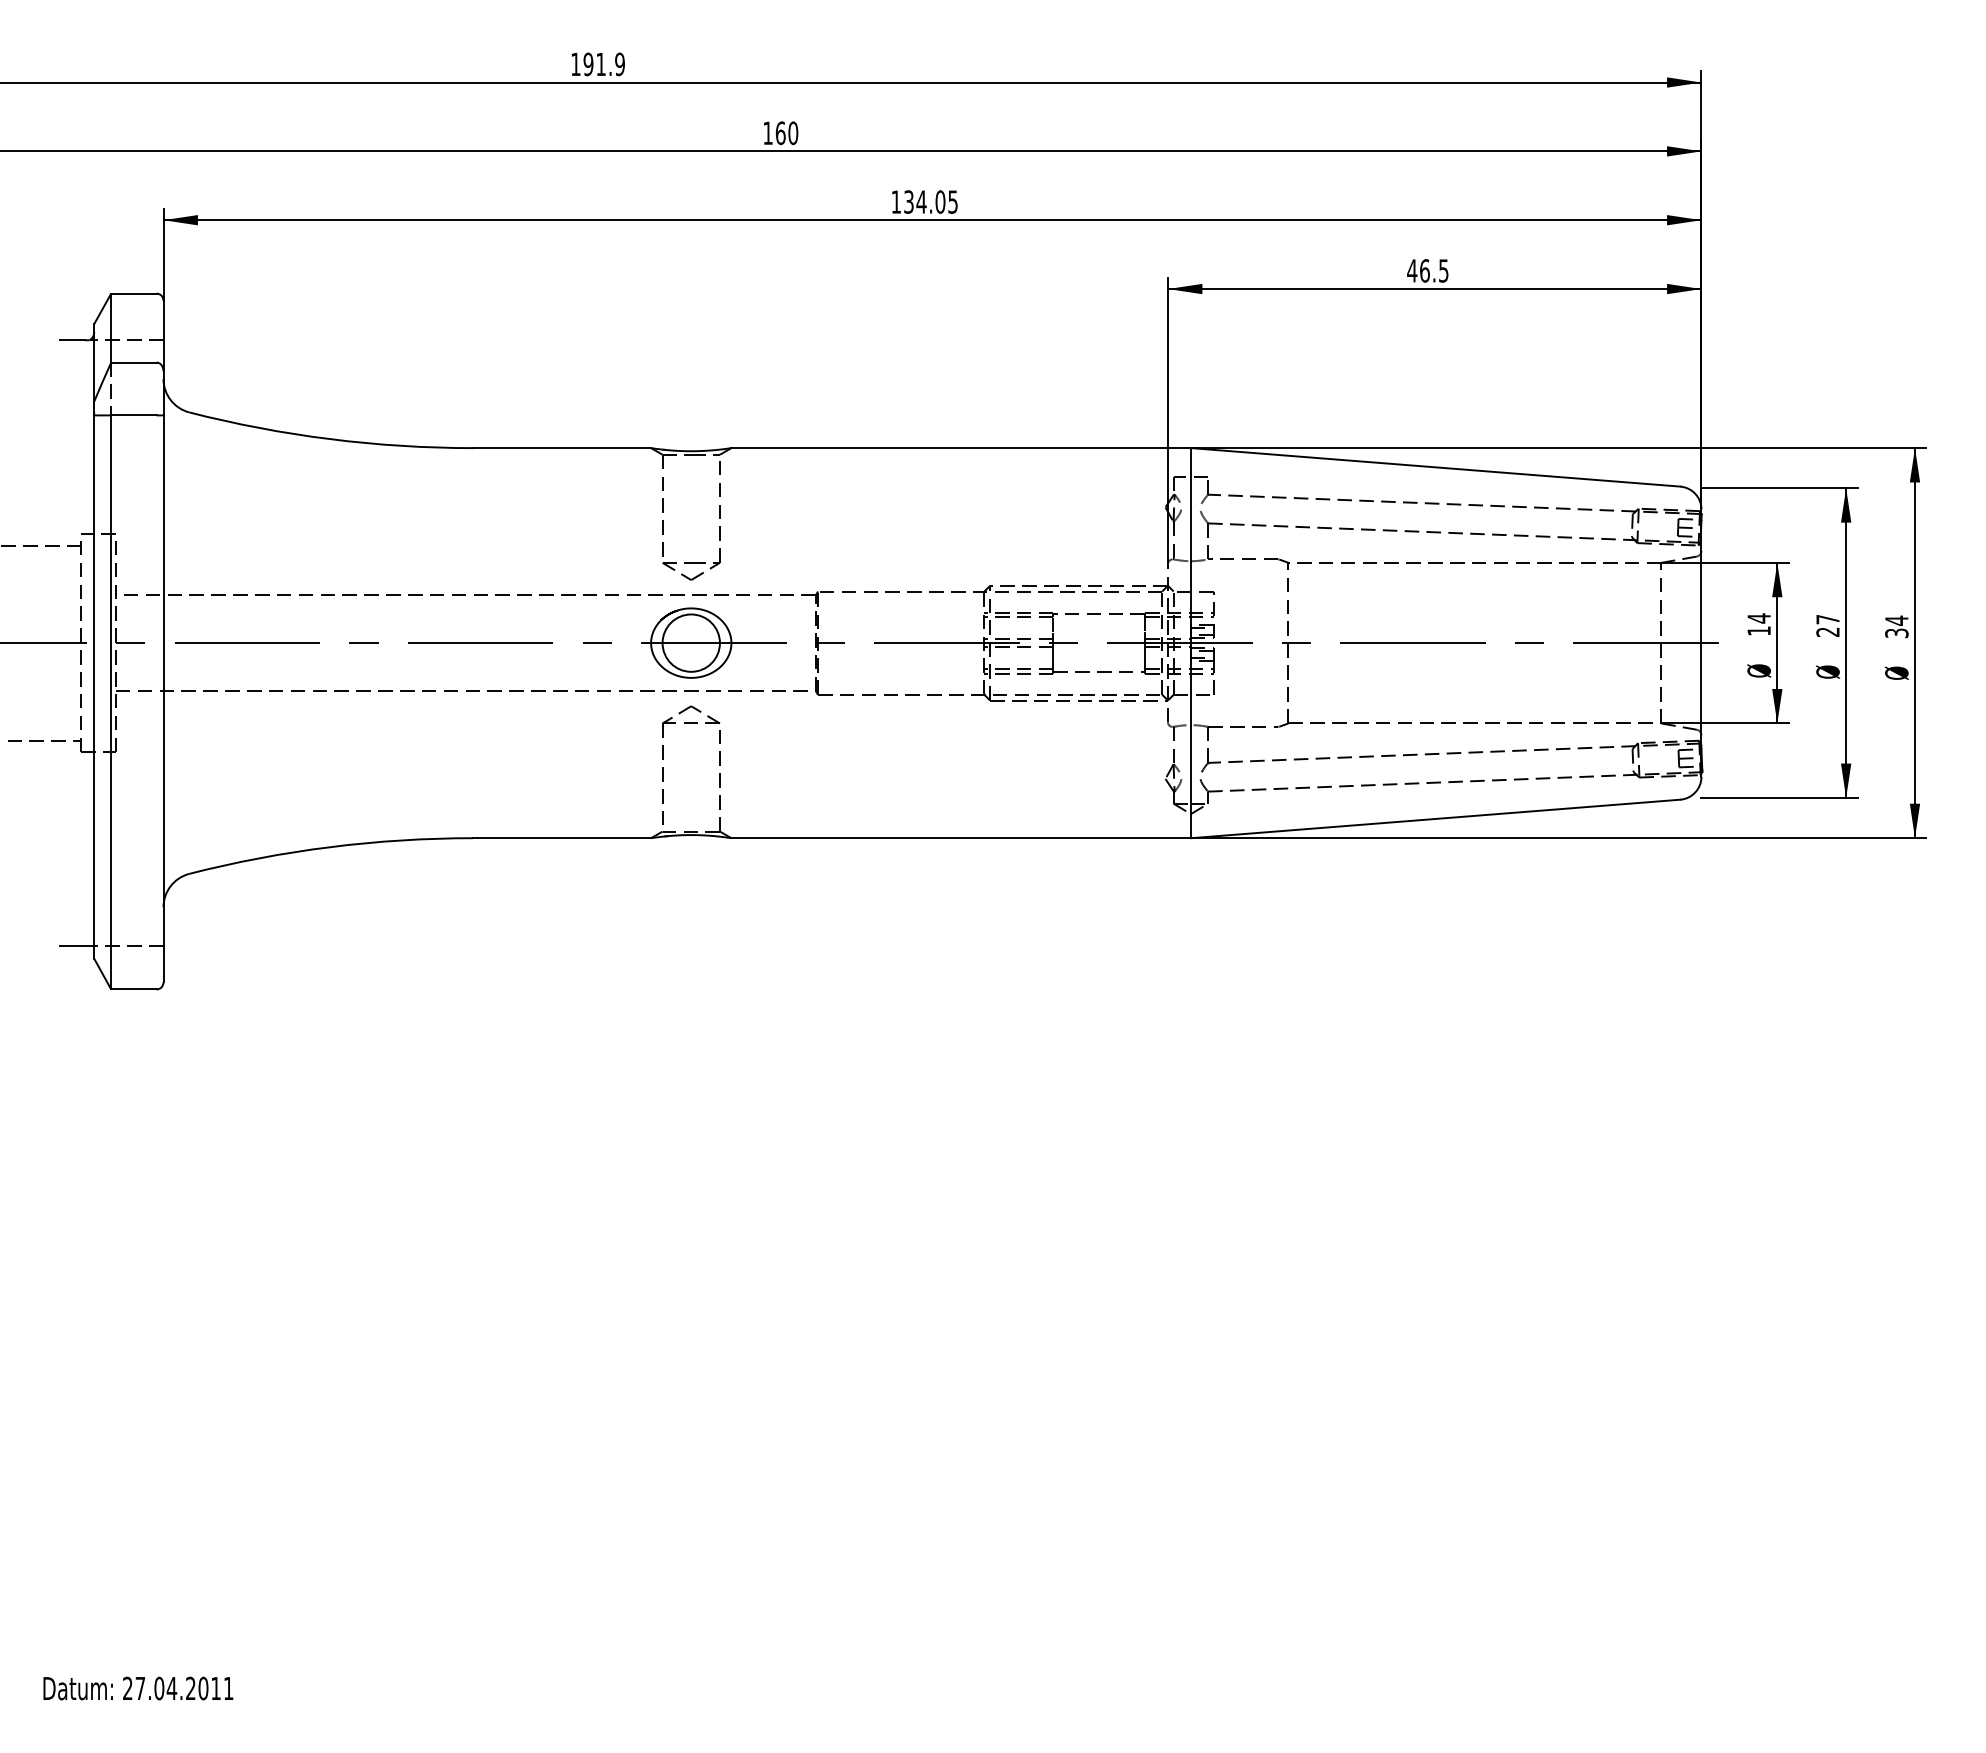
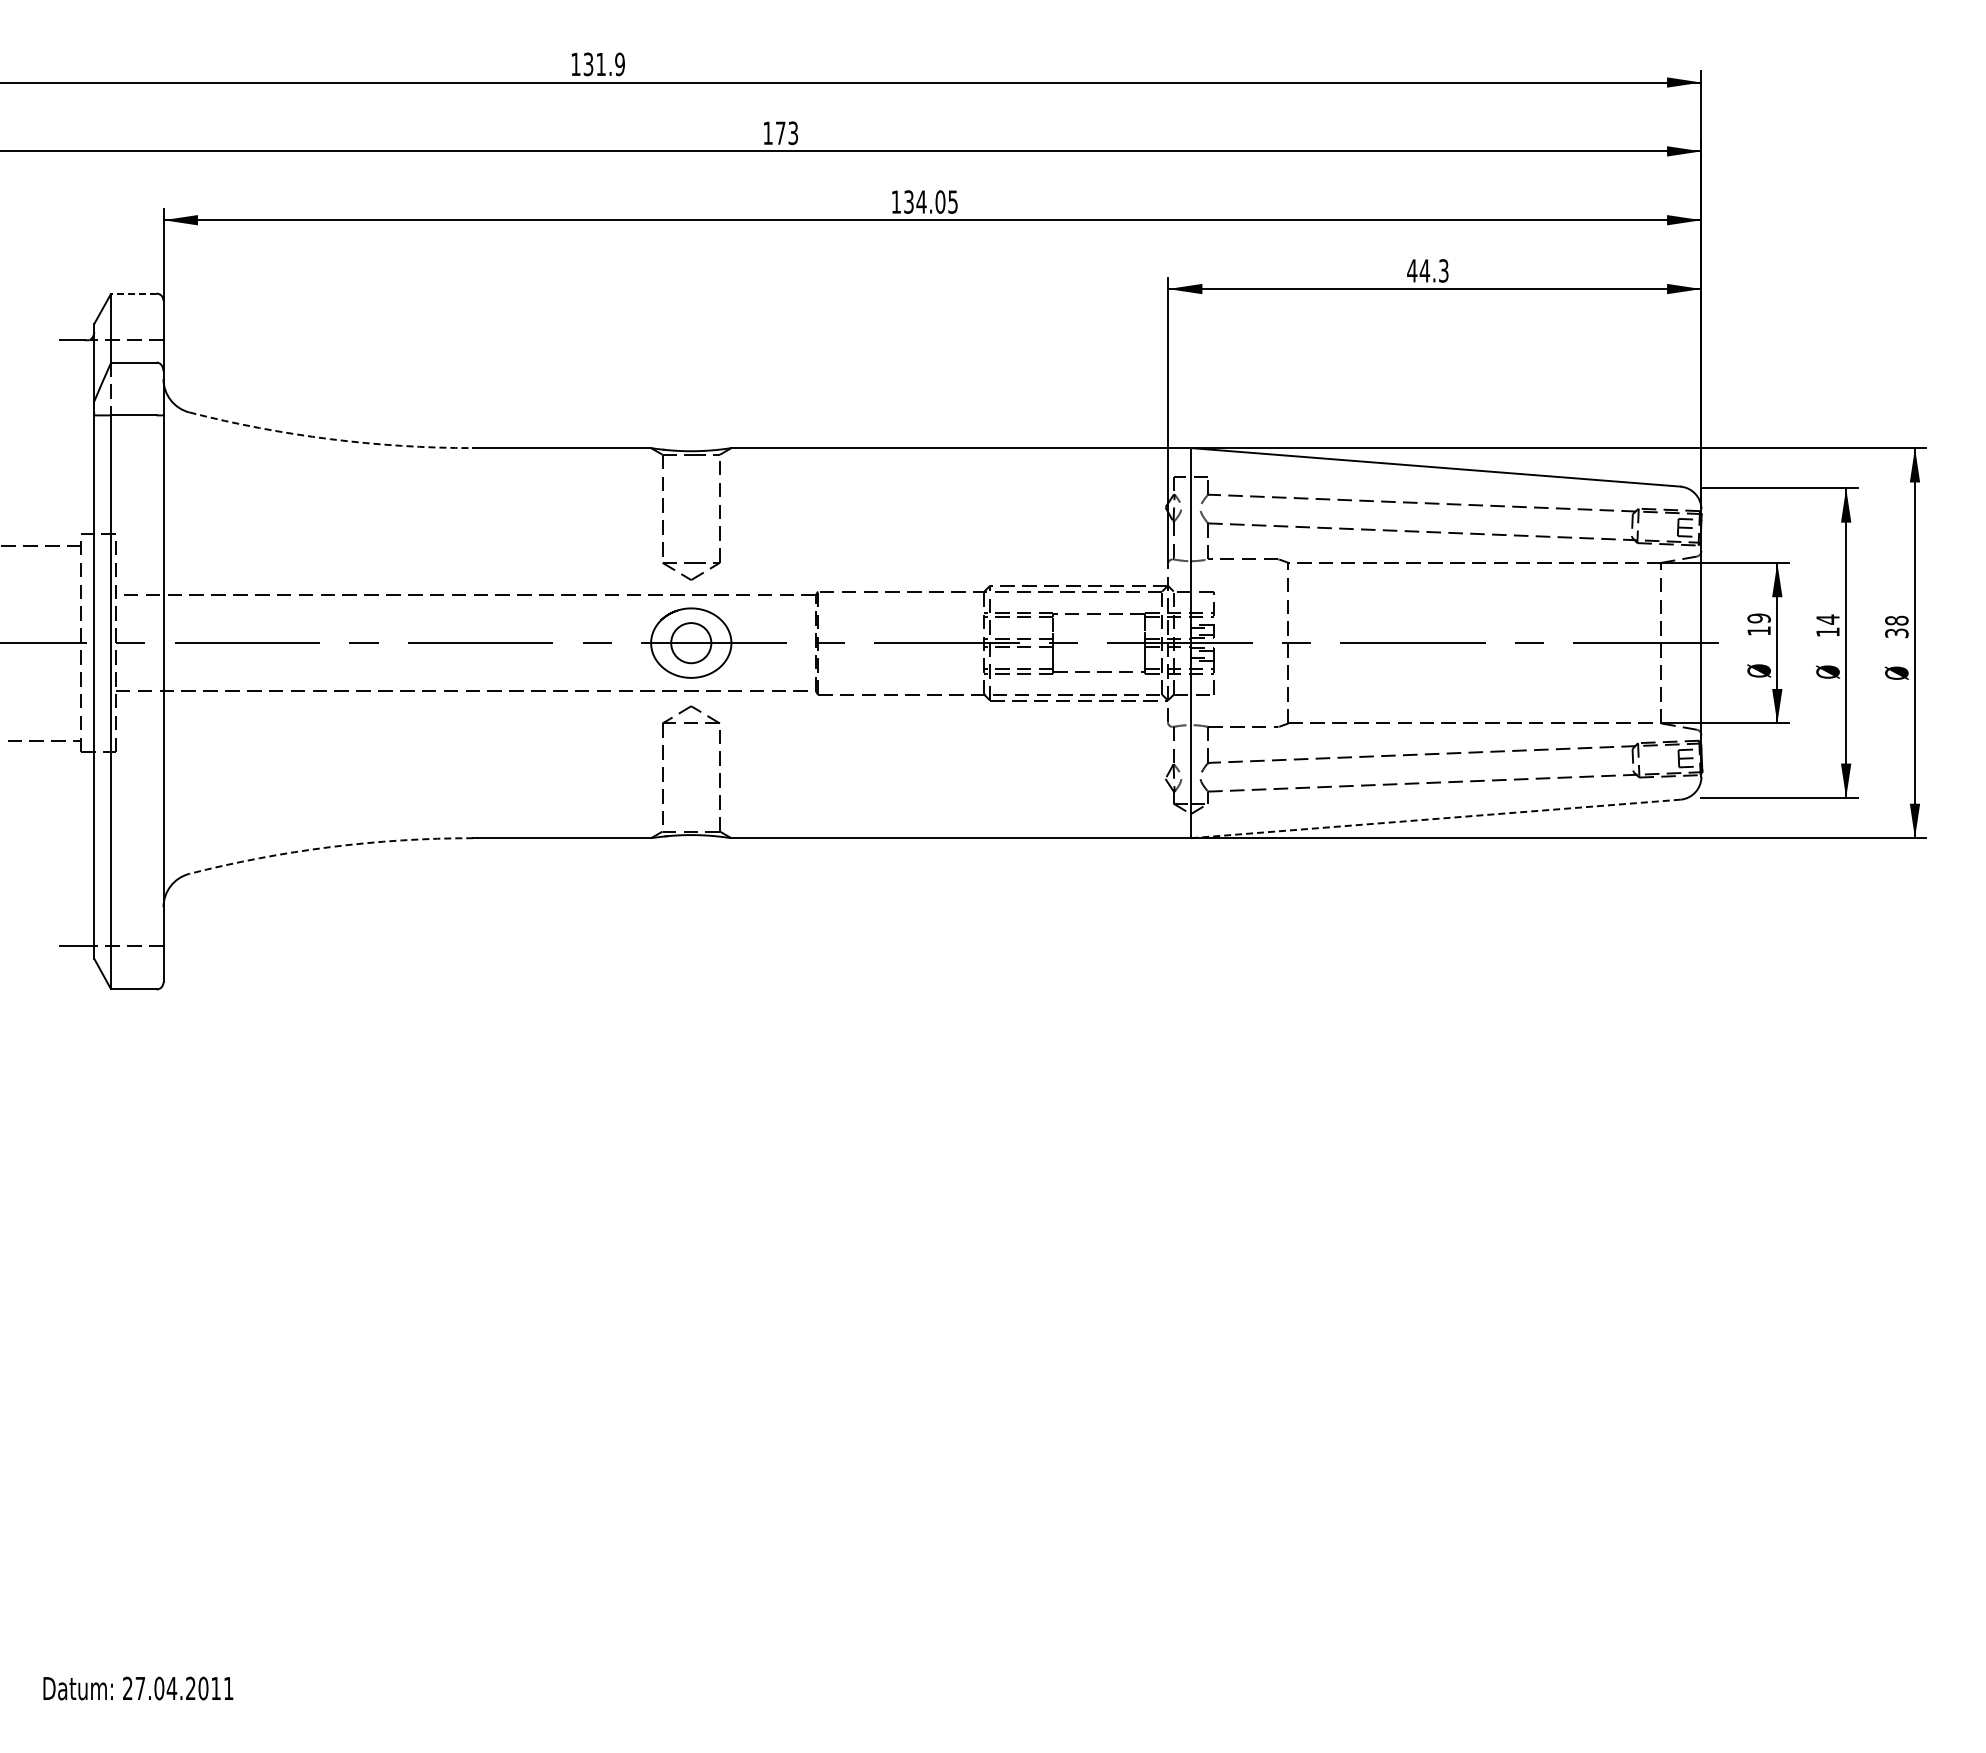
text: 191.9 -> 131.9 (588, 63)
text: 160 -> 173 (786, 133)
text: 46.5 -> 44.3 (1433, 270)
line: solid -> dashed (133, 293)
arc: solid -> dashed (330, 439)
text: 14 -> 19 (1758, 618)
text: 34 -> 38 (1896, 620)
text: 27 -> 14 (1827, 625)
circle diameter: 57 px -> 40 px (691, 643)
line: solid -> dashed (1436, 818)
arc: solid -> dashed (330, 847)
